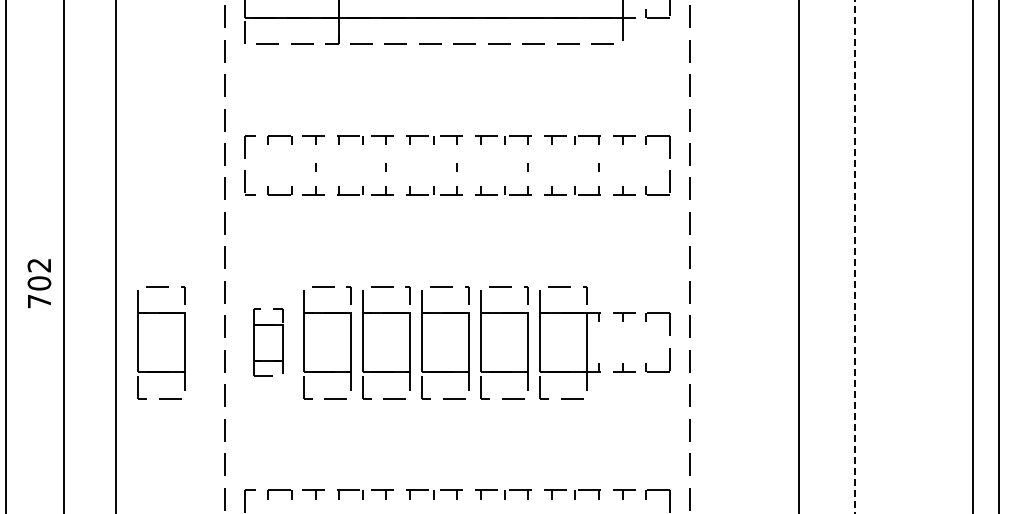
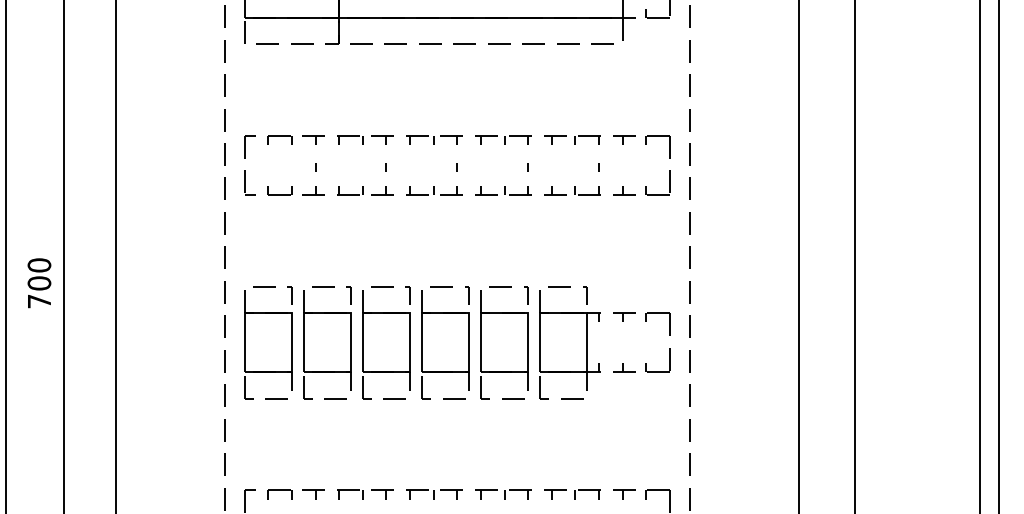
line position: (972, 256) -> (979, 256) (979, 256)
line: dashed -> solid (854, 257)
text: 702 -> 700 (39, 265)
part: present -> none (161, 342)
part size: 31x69 px -> 49x114 px (268, 342)
